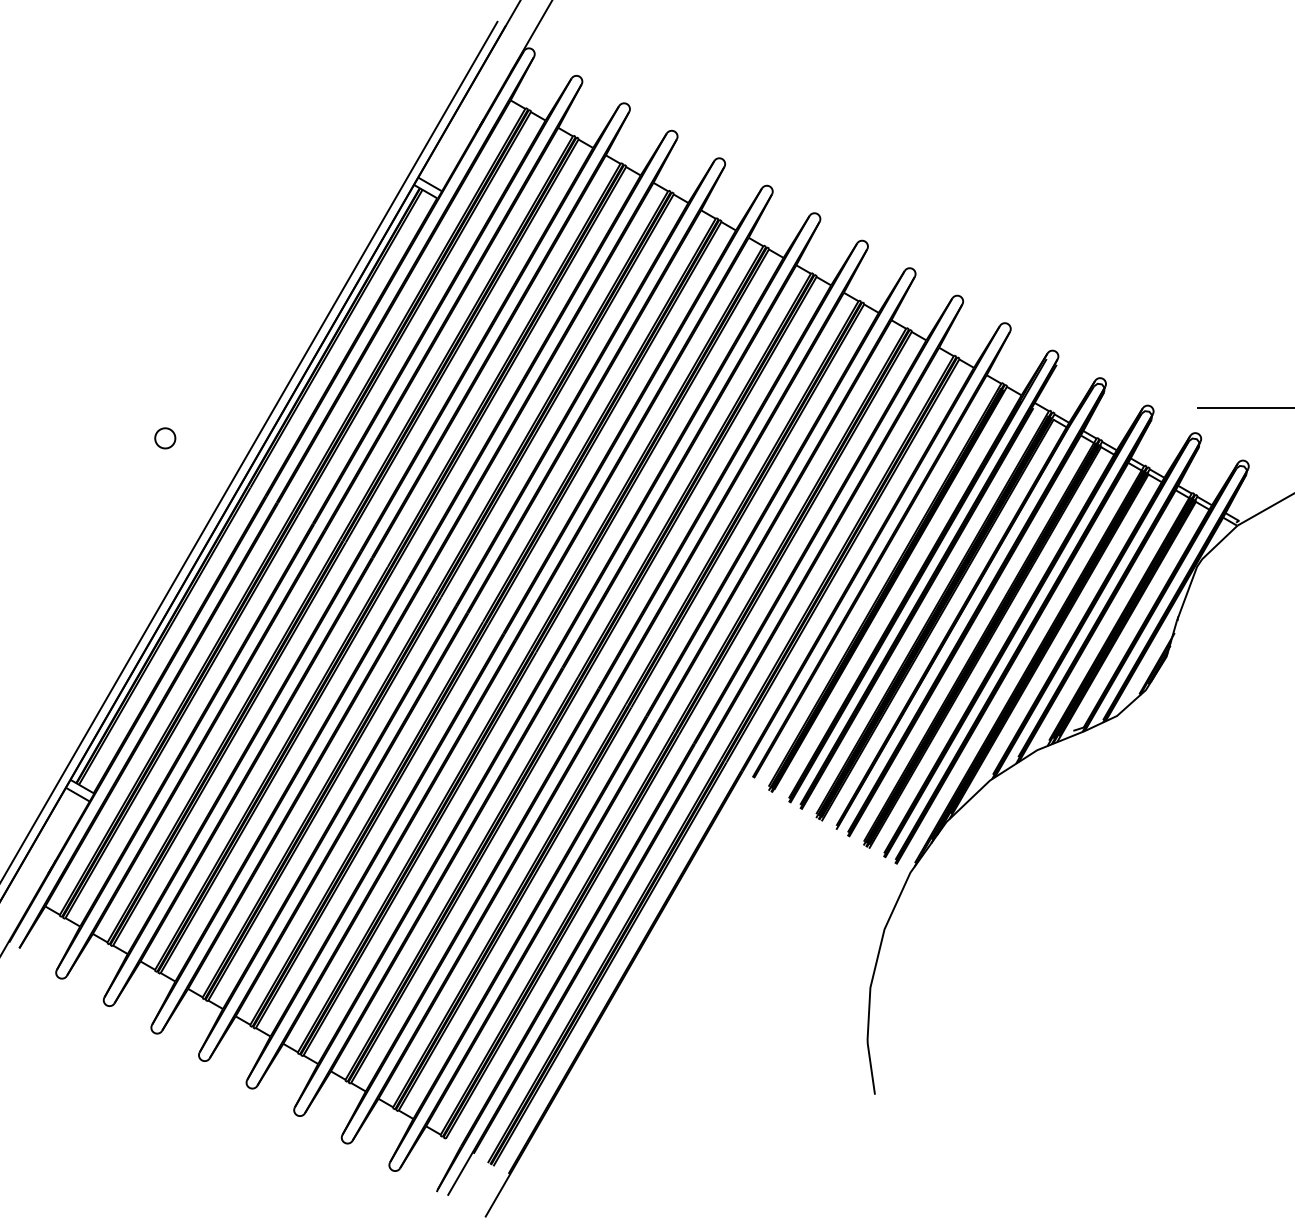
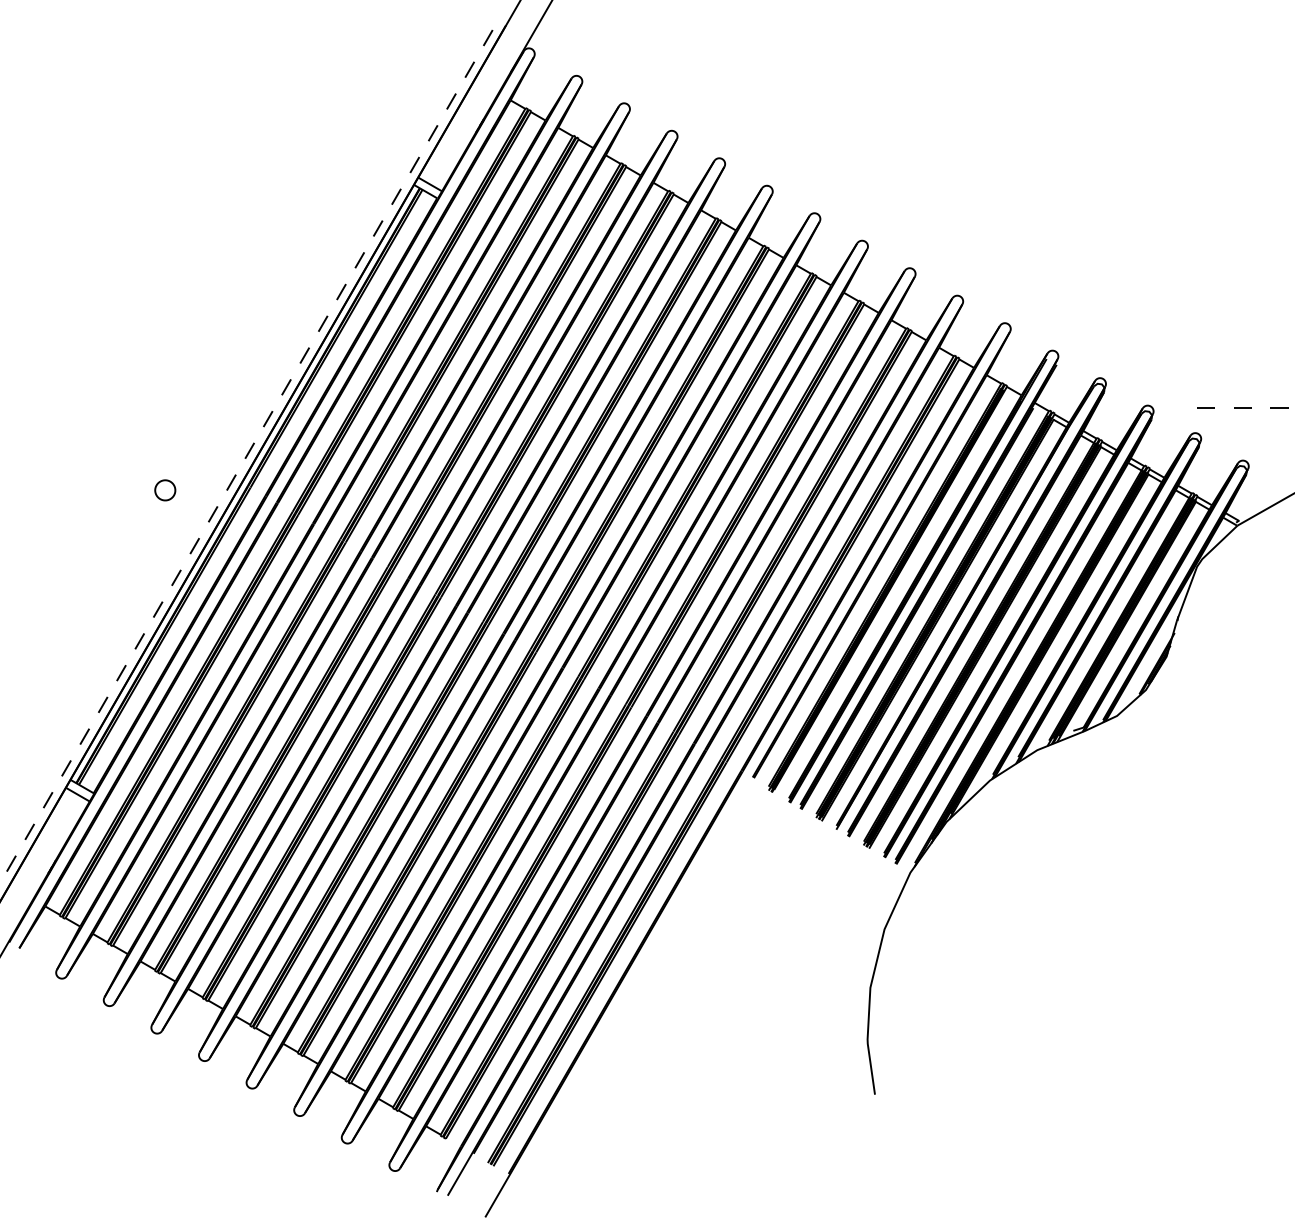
line: solid -> dashed (1246, 408)
part position: (165, 438) -> (165, 490) (165, 490)
line: solid -> dashed (249, 452)
